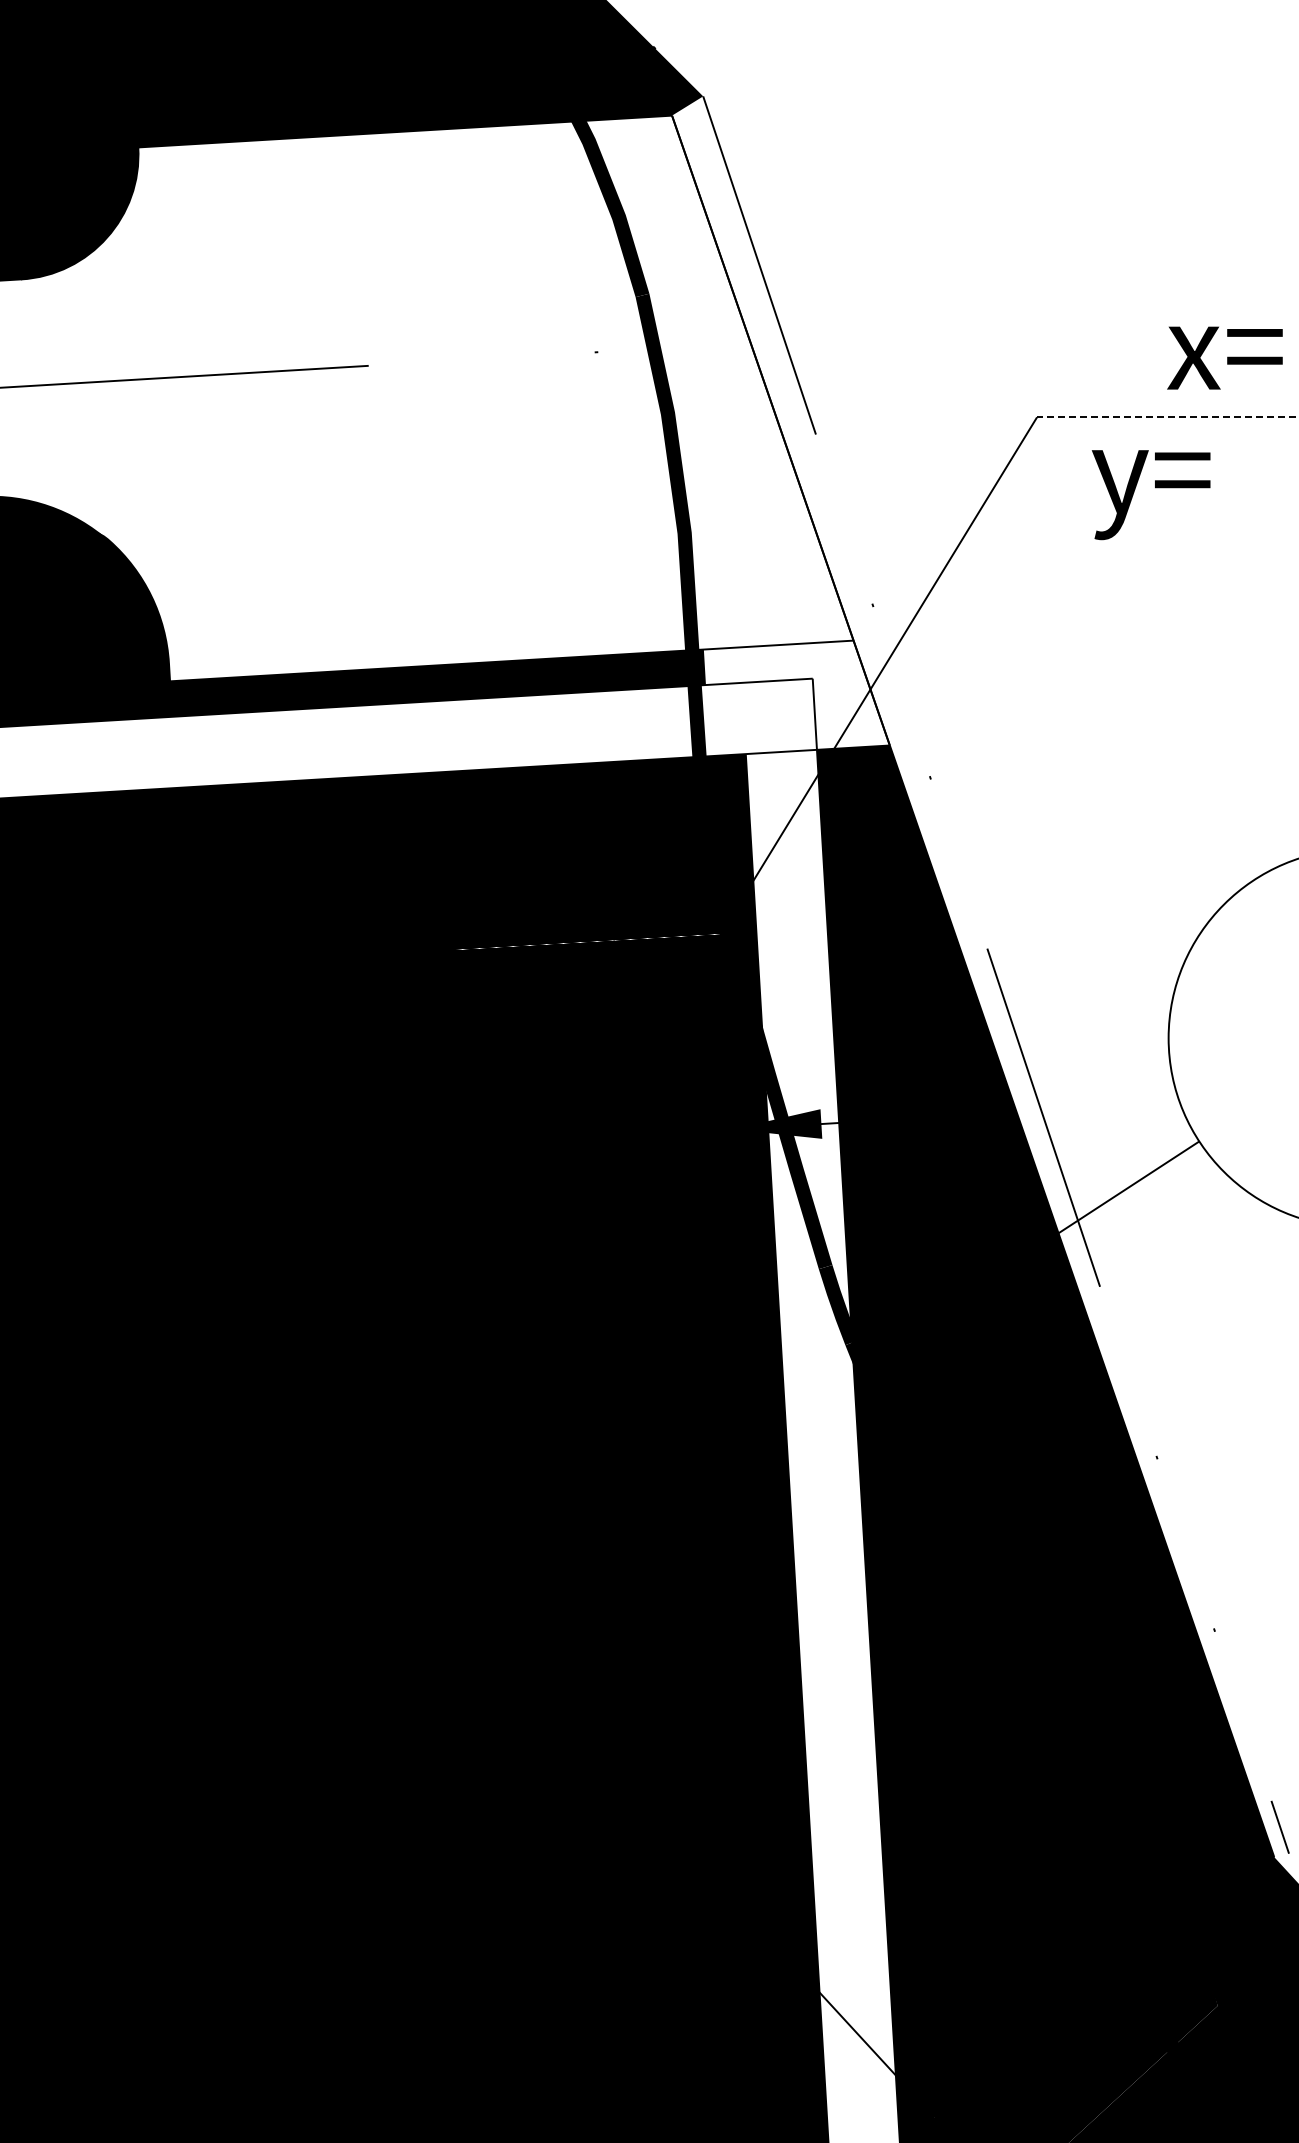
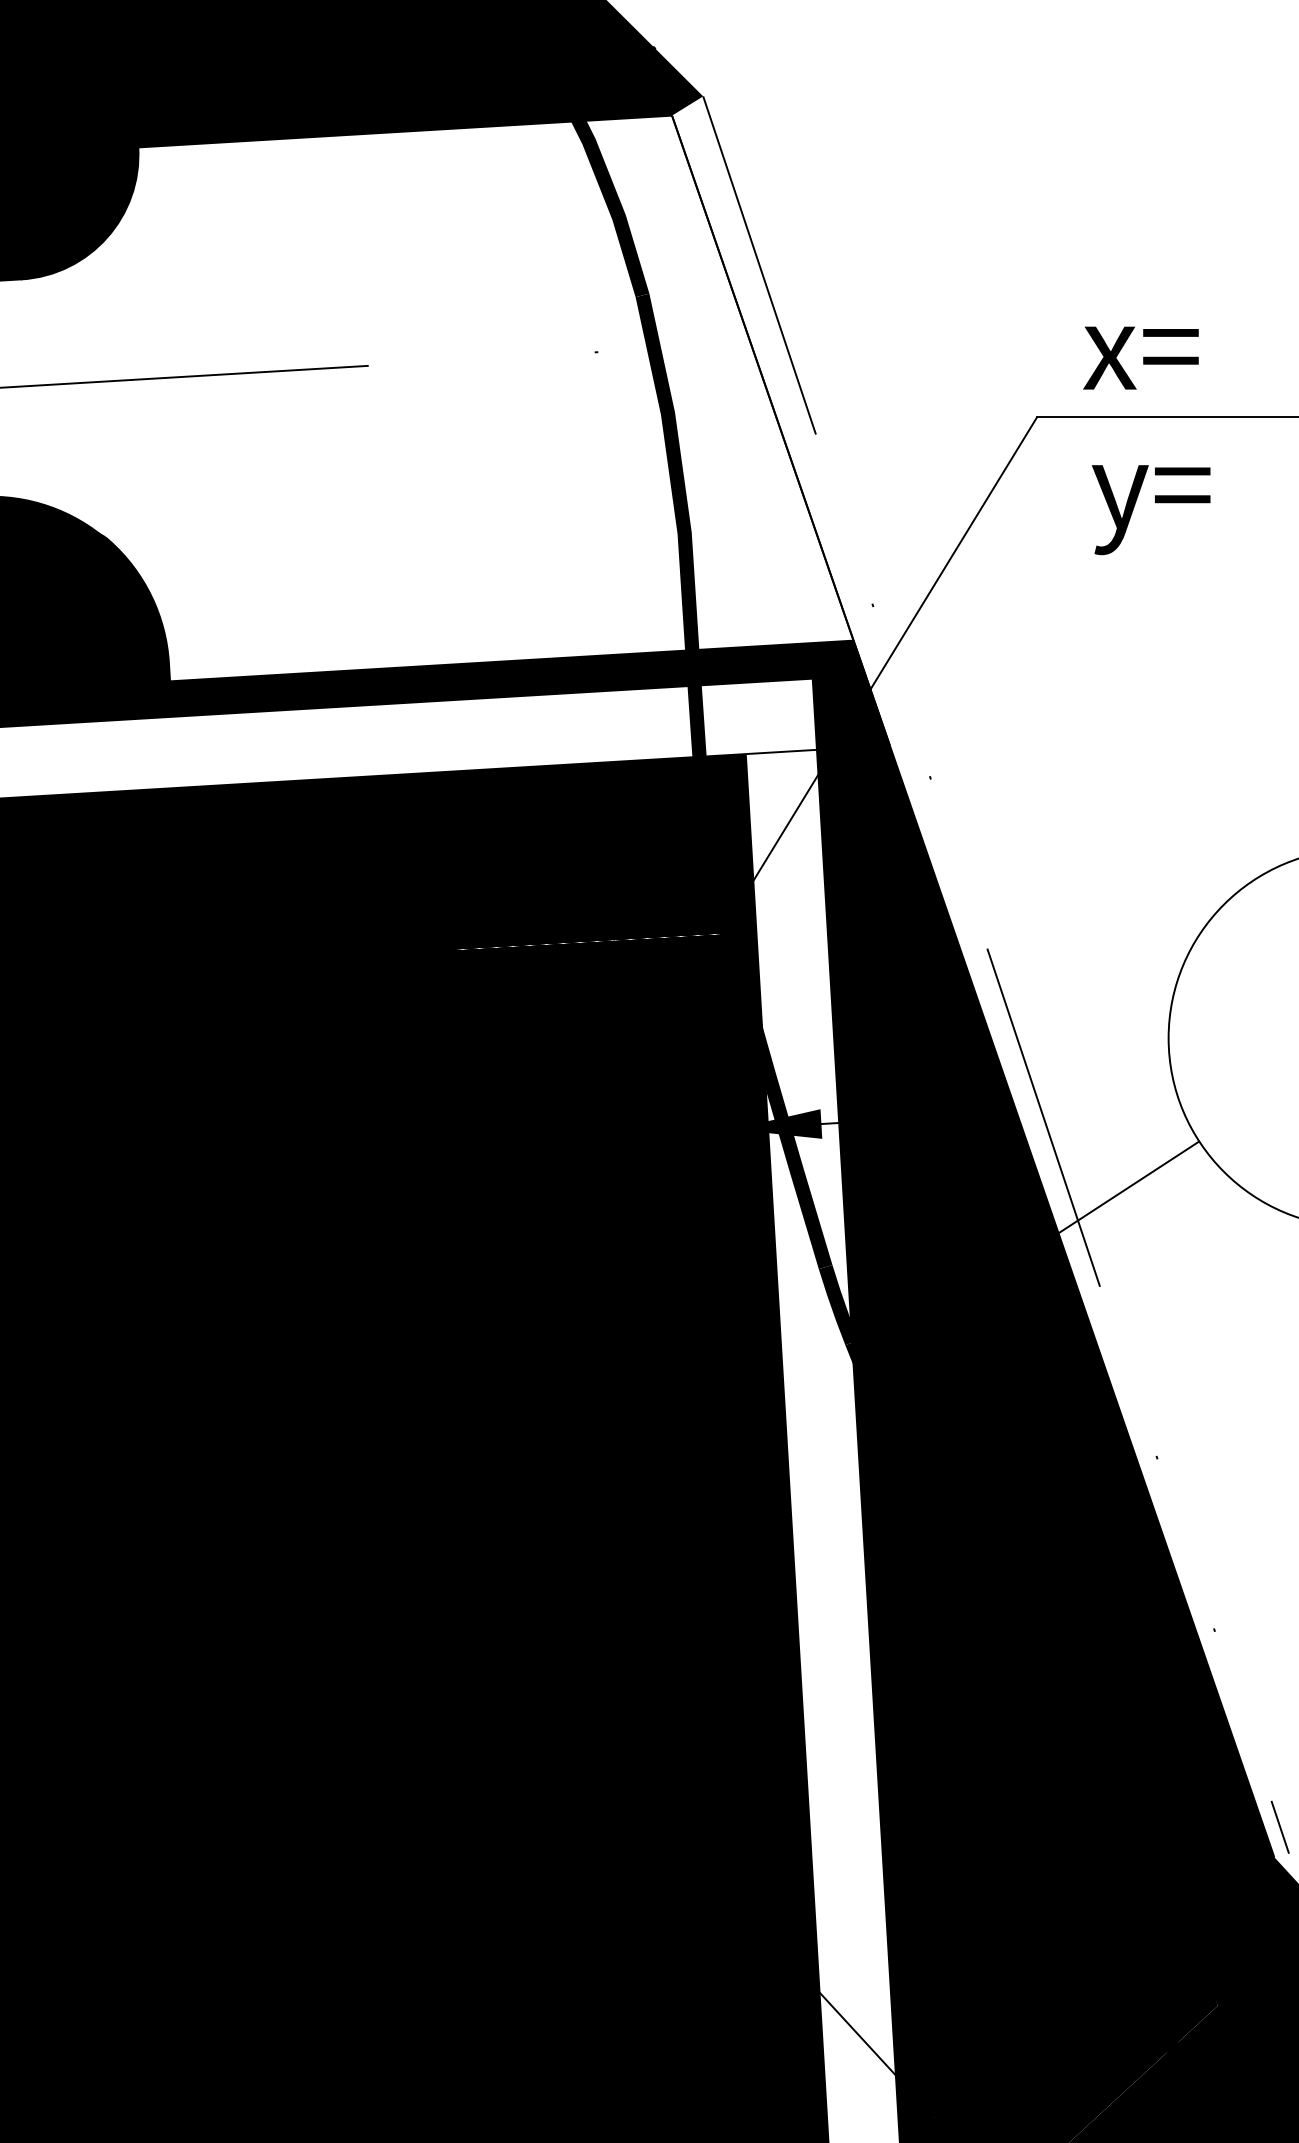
text position: (1224, 357) -> (1140, 357) (1140, 357)
line: dashed -> solid (1167, 417)
text position: (1150, 495) -> (1150, 510) (1150, 510)
fill: none -> present (793, 694)
